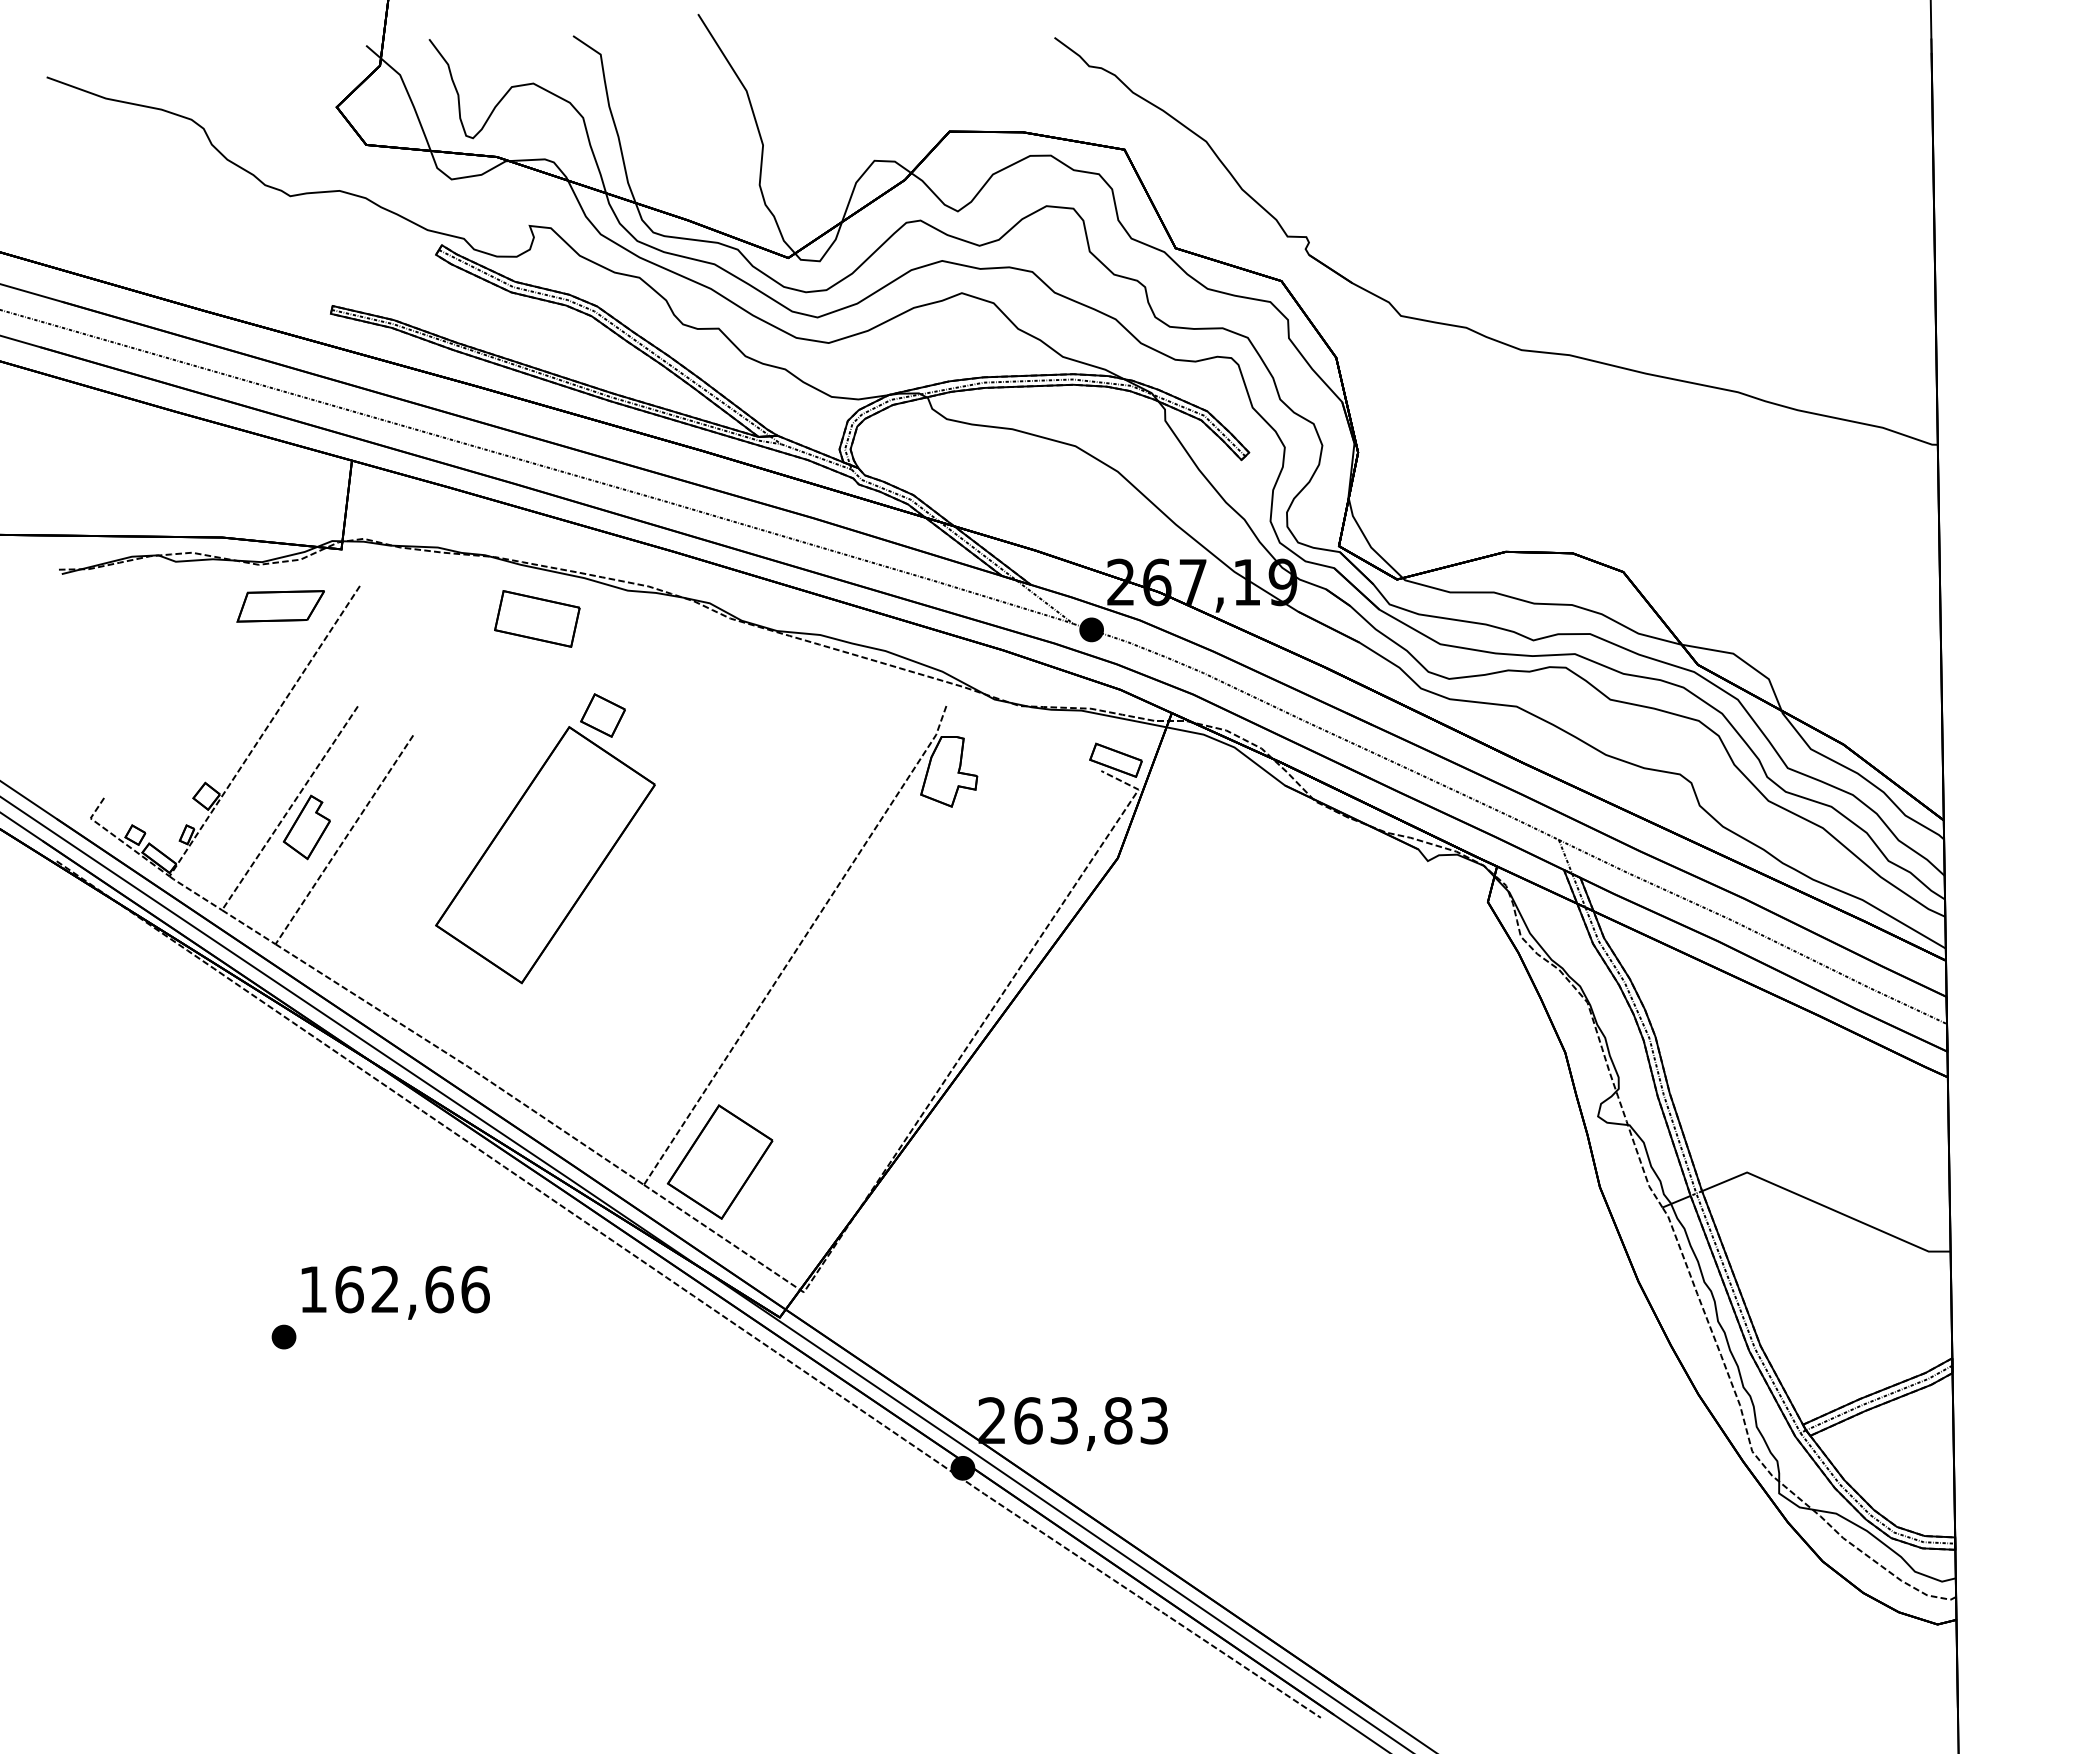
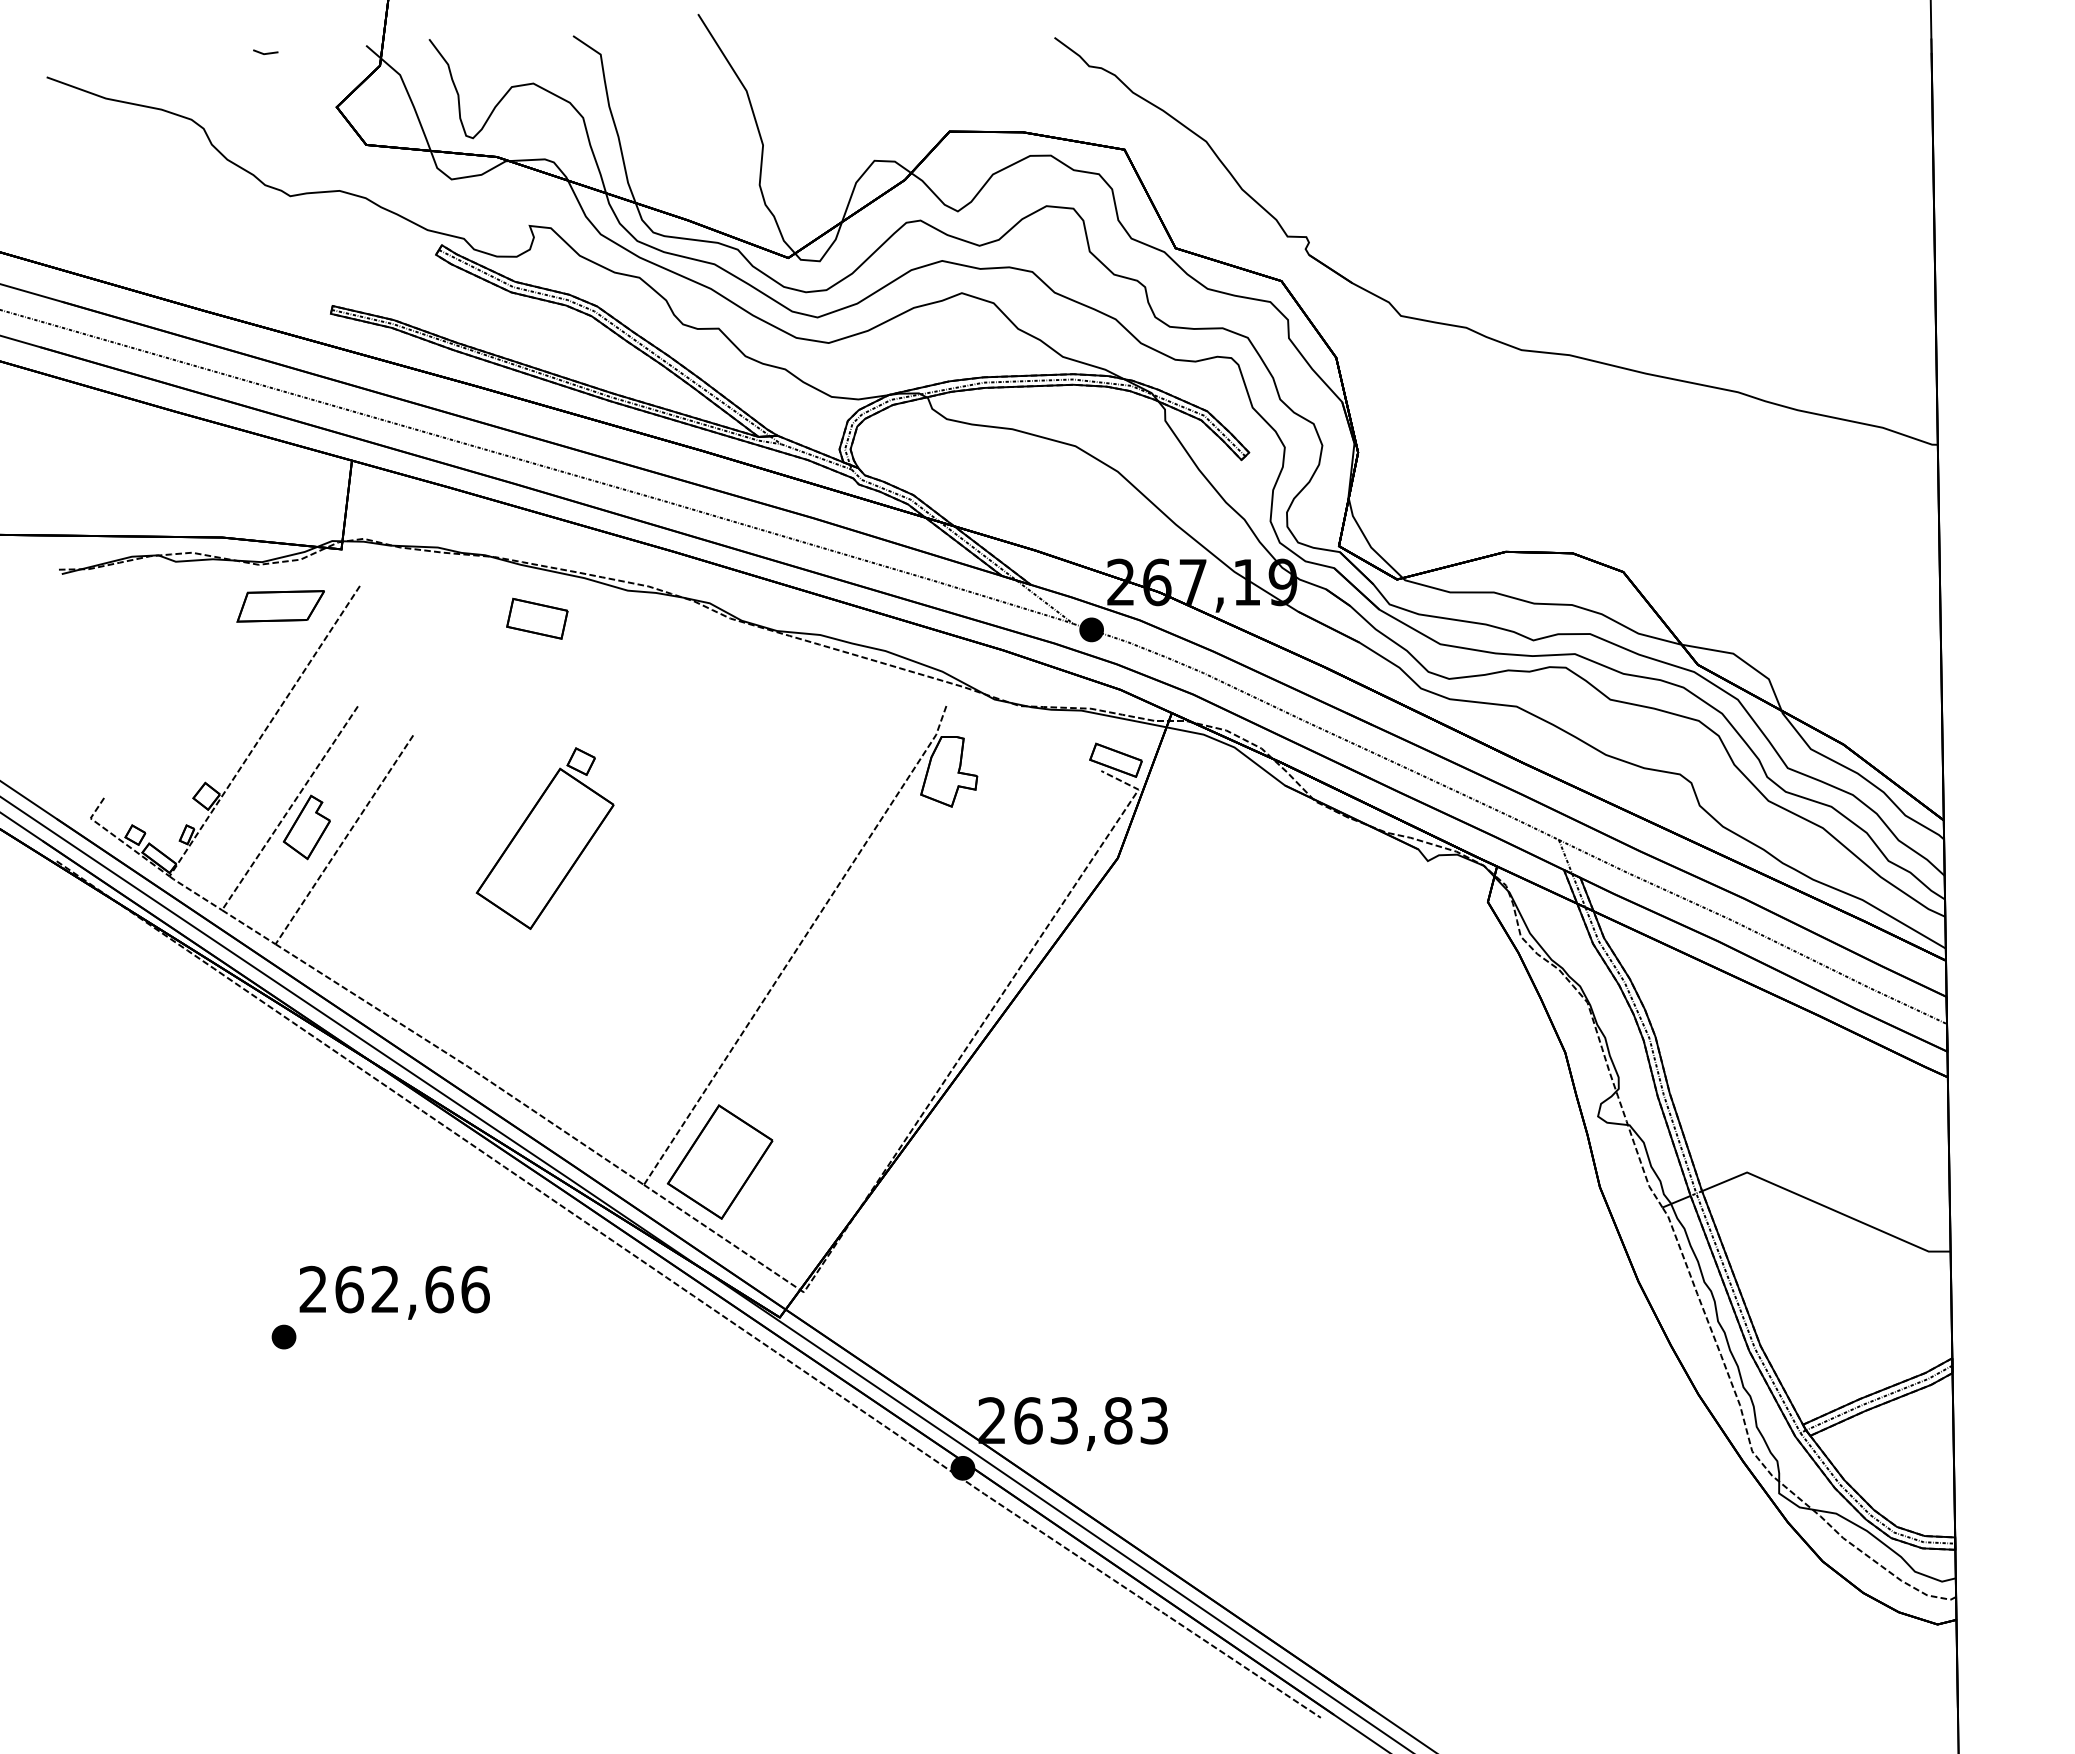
line: none -> present (265, 53)
part size: 87x58 px -> 63x43 px (537, 618)
part size: 221x292 px -> 140x183 px (544, 838)
text: 162,66 -> 262,66 (312, 1288)
